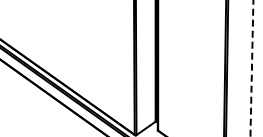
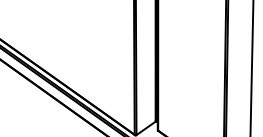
line: dashed -> solid (251, 68)
